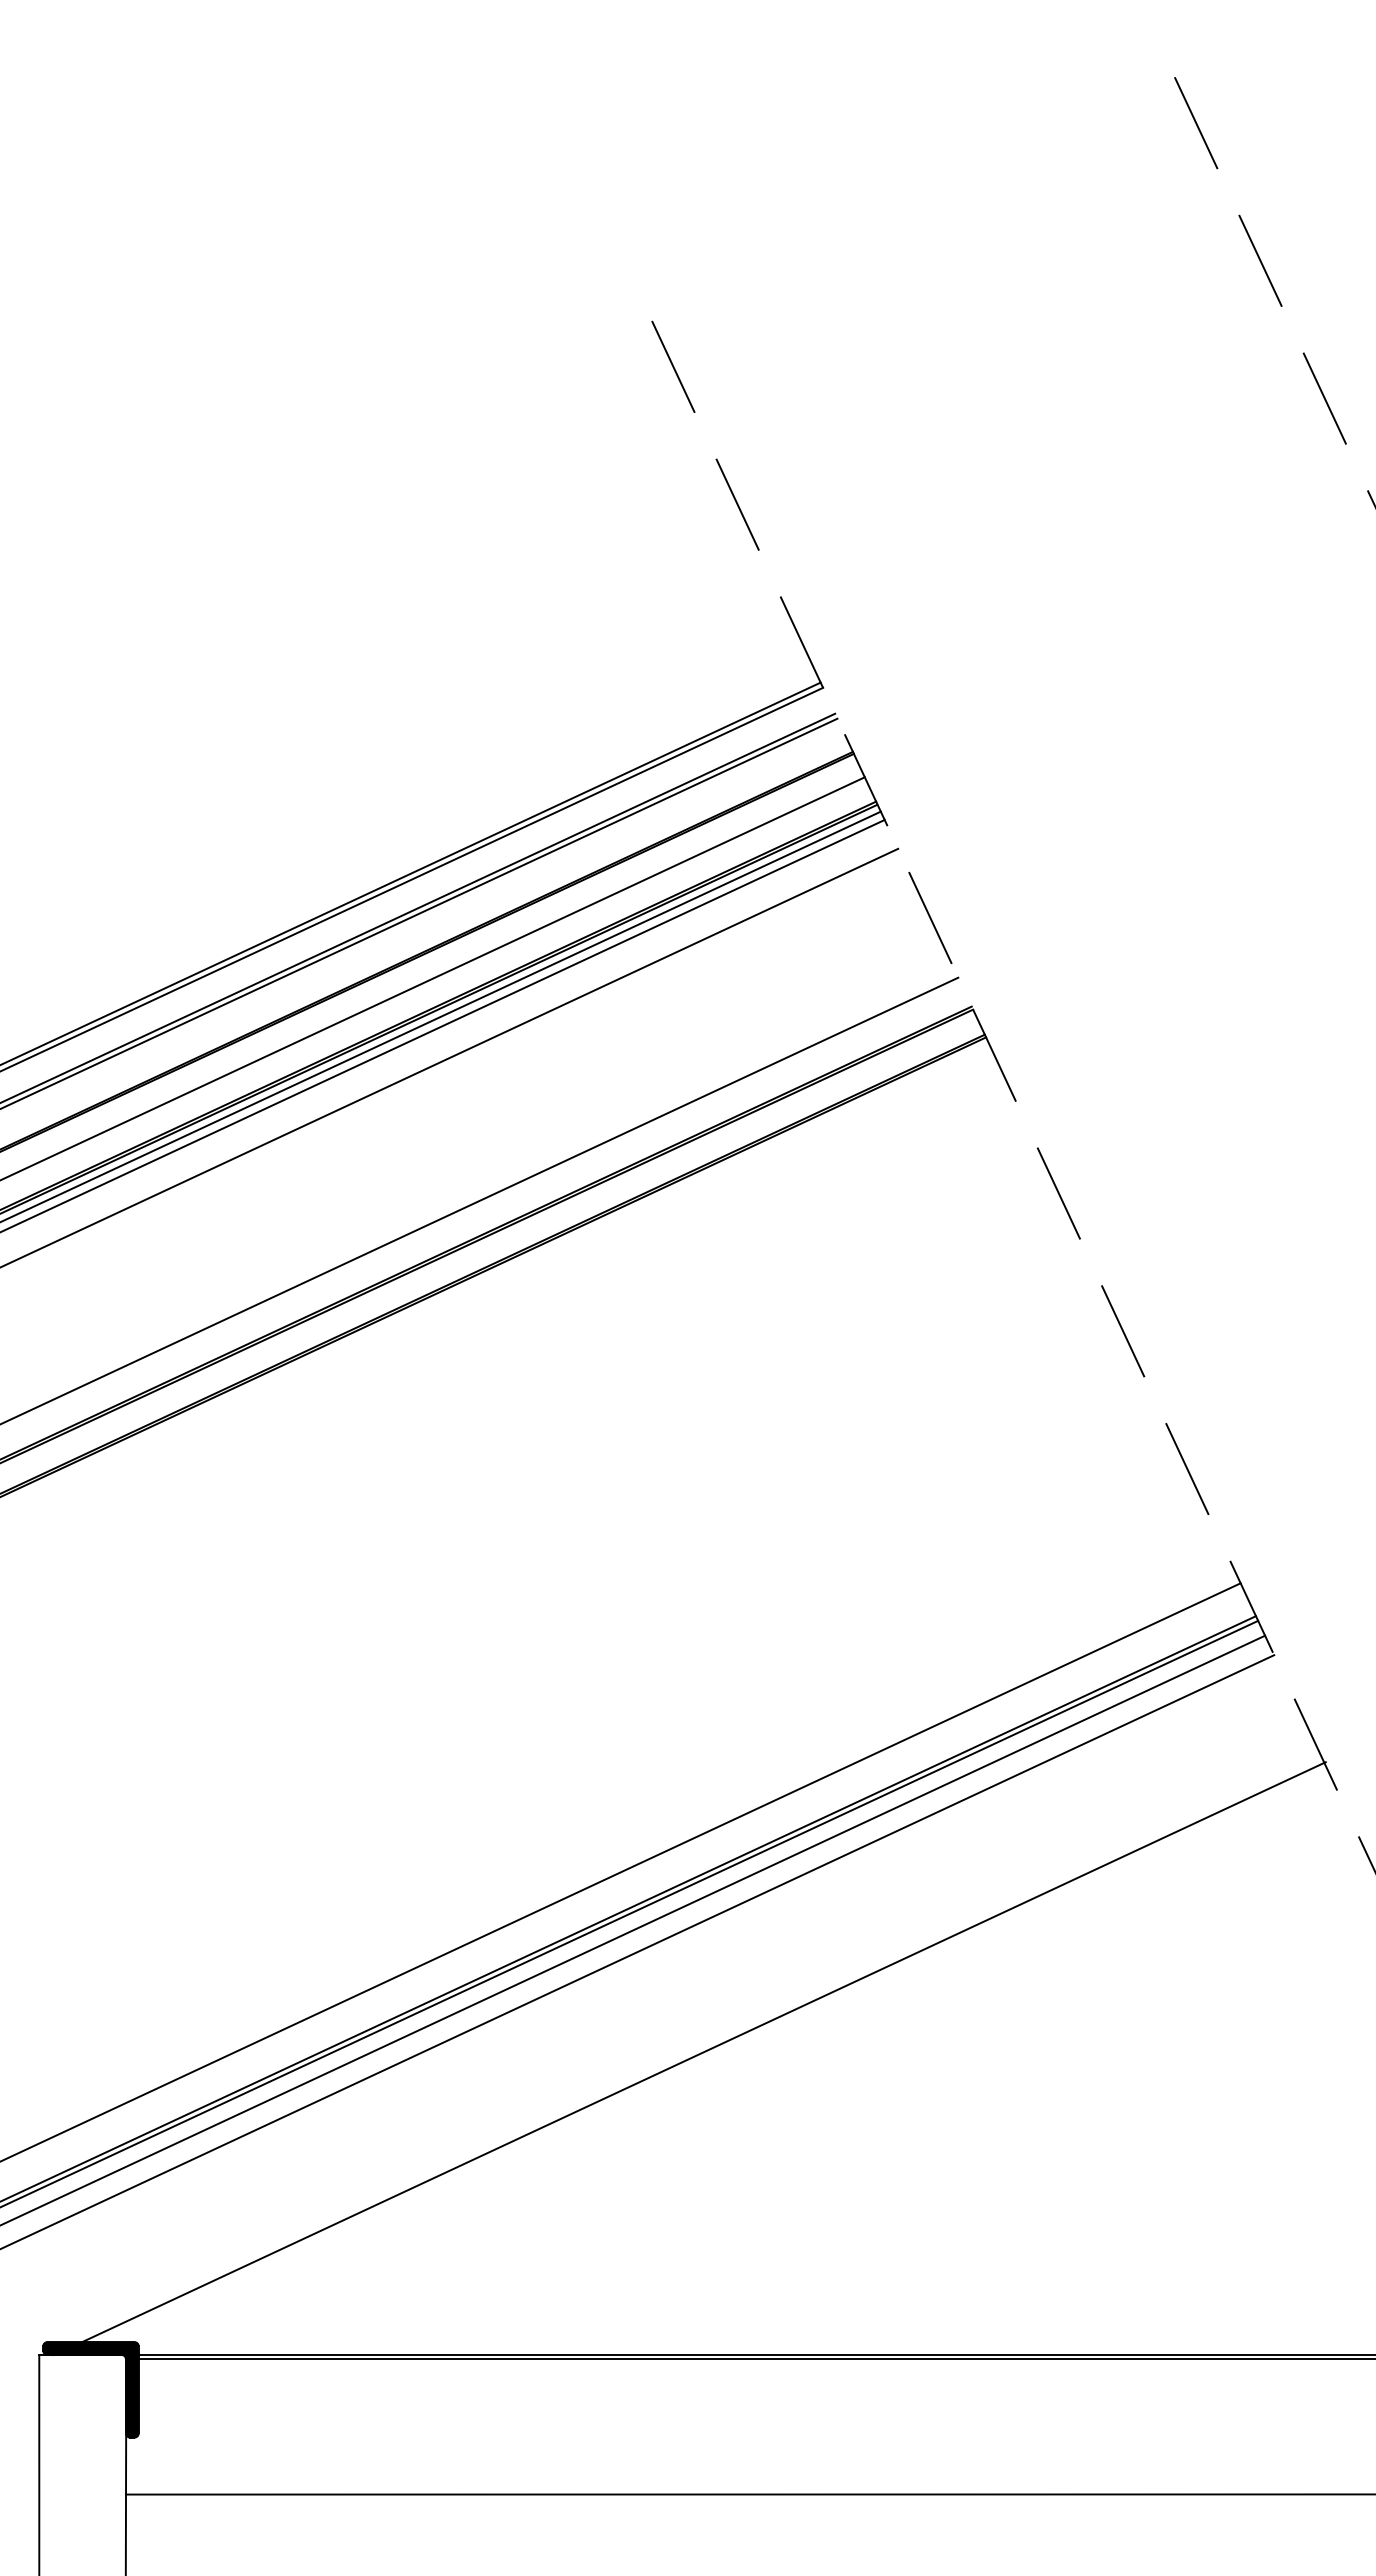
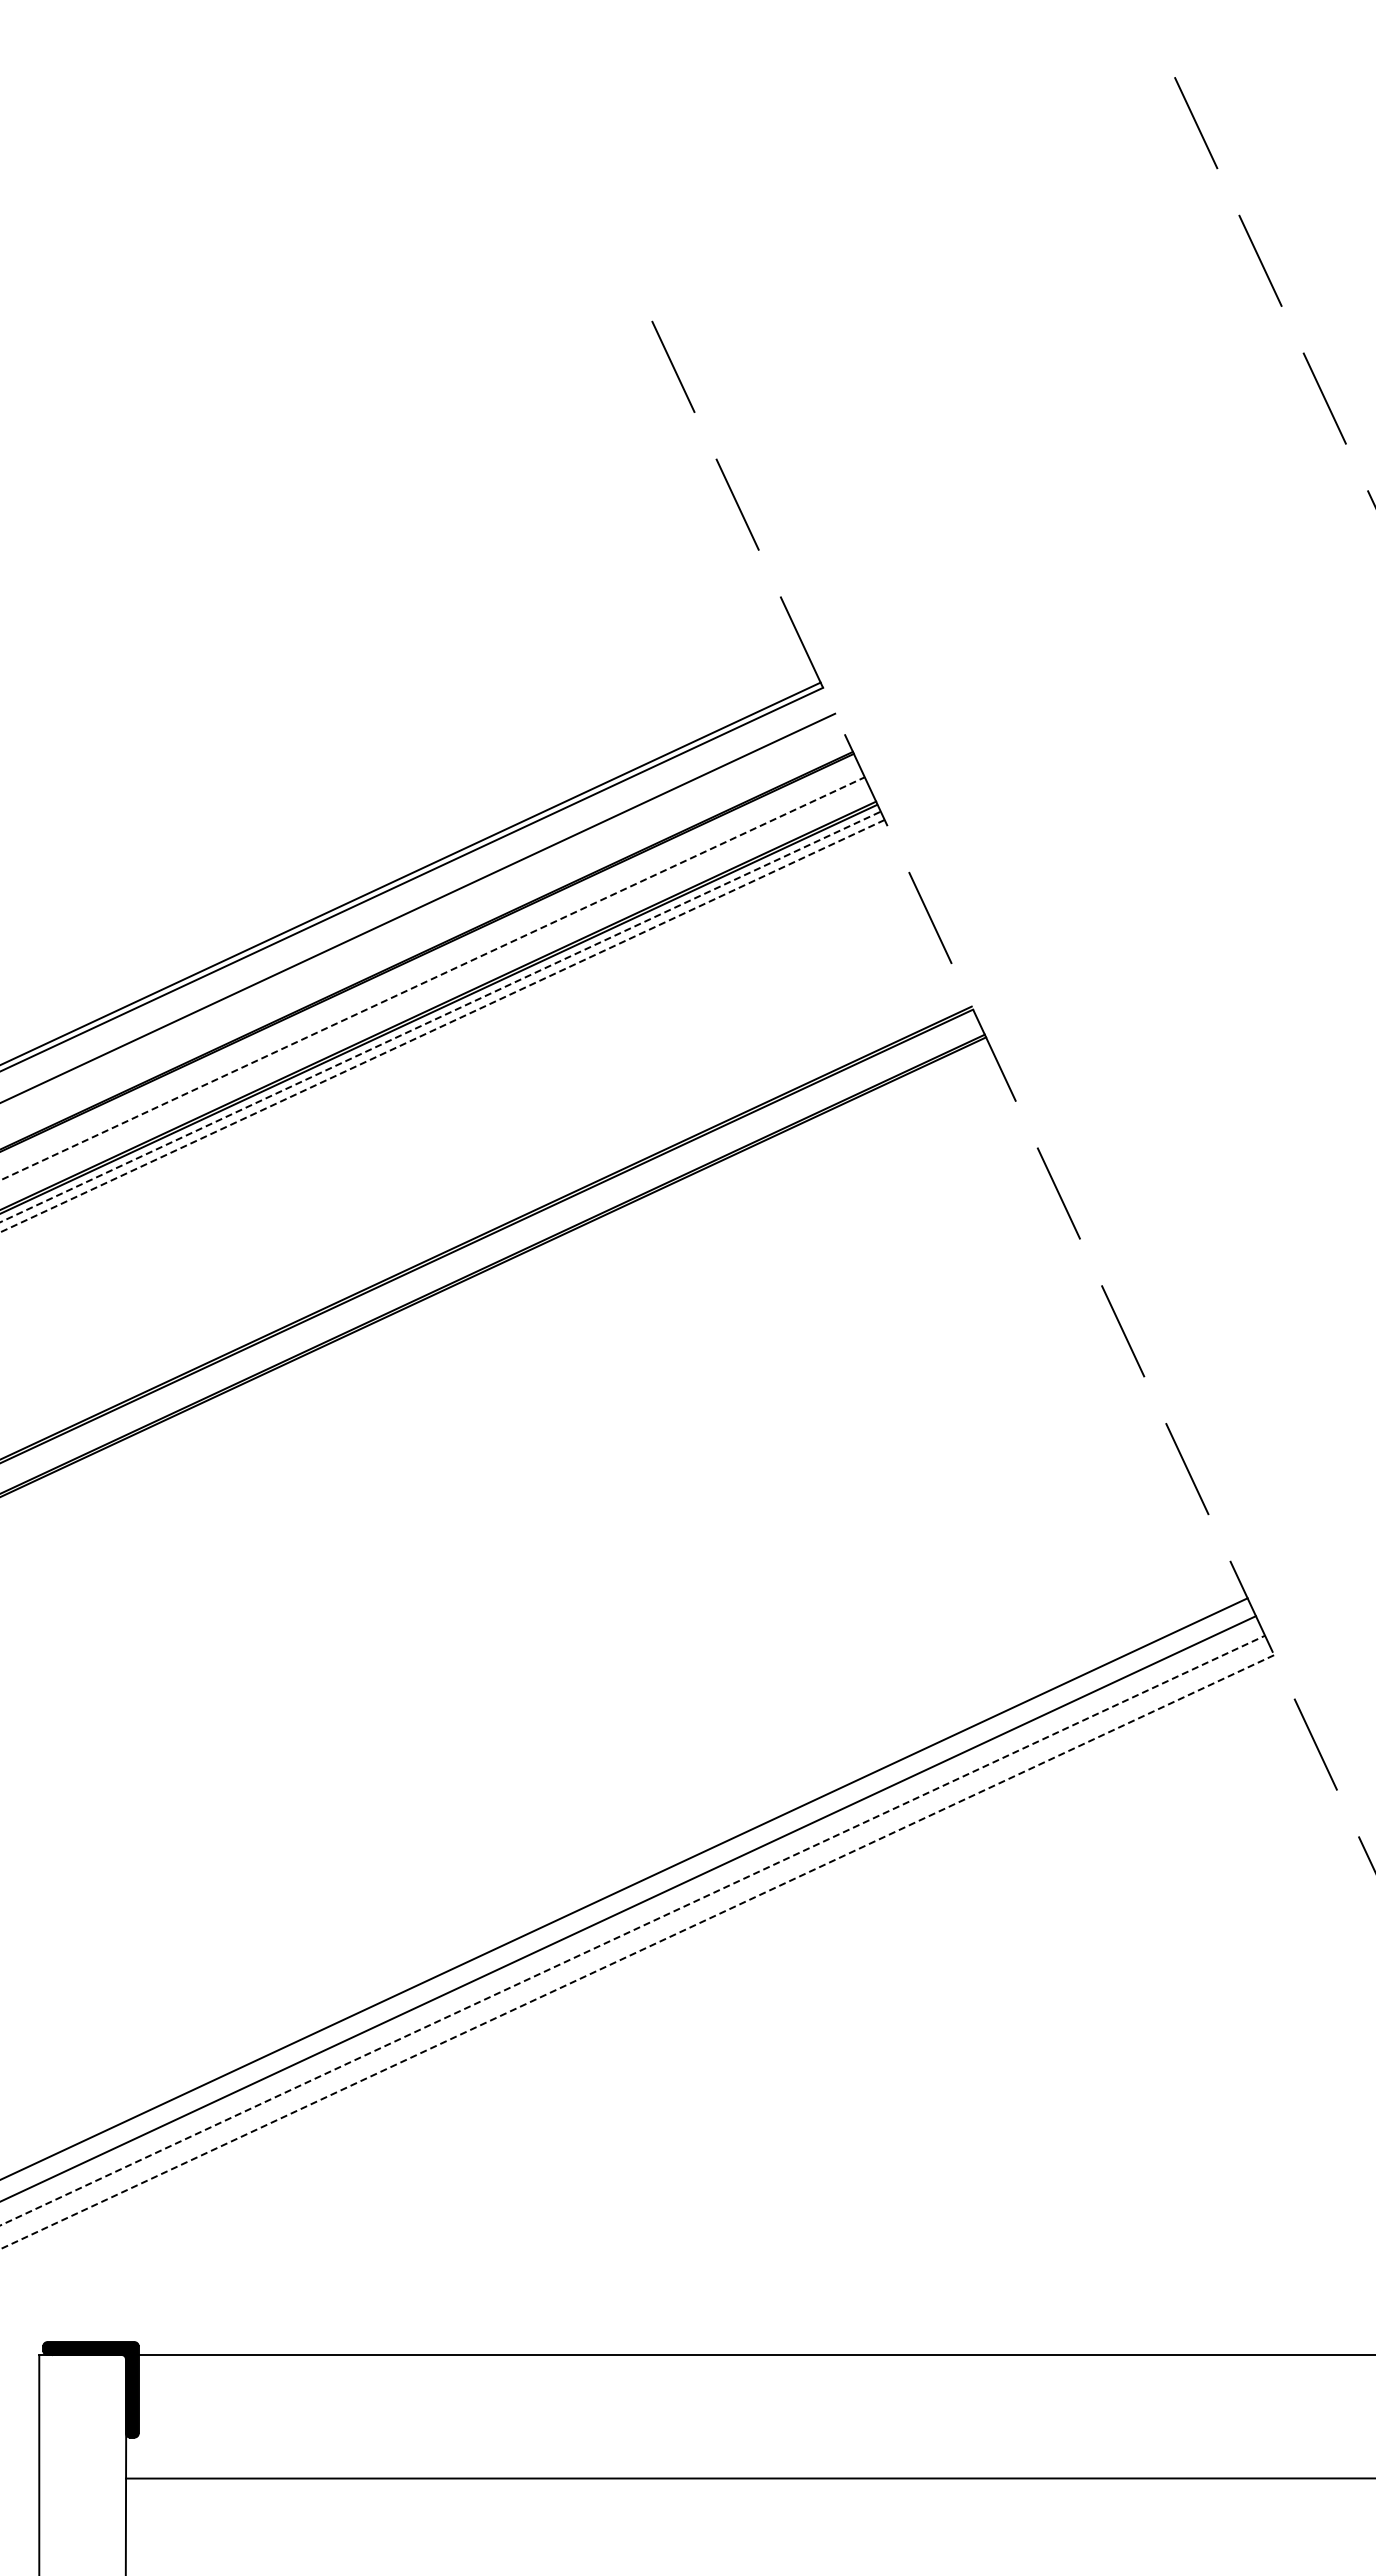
line: present -> none (419, 912)
line: solid -> dashed (432, 978)
line: solid -> dashed (441, 1016)
line: solid -> dashed (442, 1026)
line: present -> none (450, 1057)
line: present -> none (480, 1200)
line position: (621, 1871) -> (624, 1888) (624, 1888)
line: present -> none (630, 1913)
line: solid -> dashed (632, 1930)
line: solid -> dashed (637, 1952)
line: present -> none (689, 2058)
line: present -> none (755, 2359)
line position: (748, 2494) -> (748, 2478) (748, 2478)
